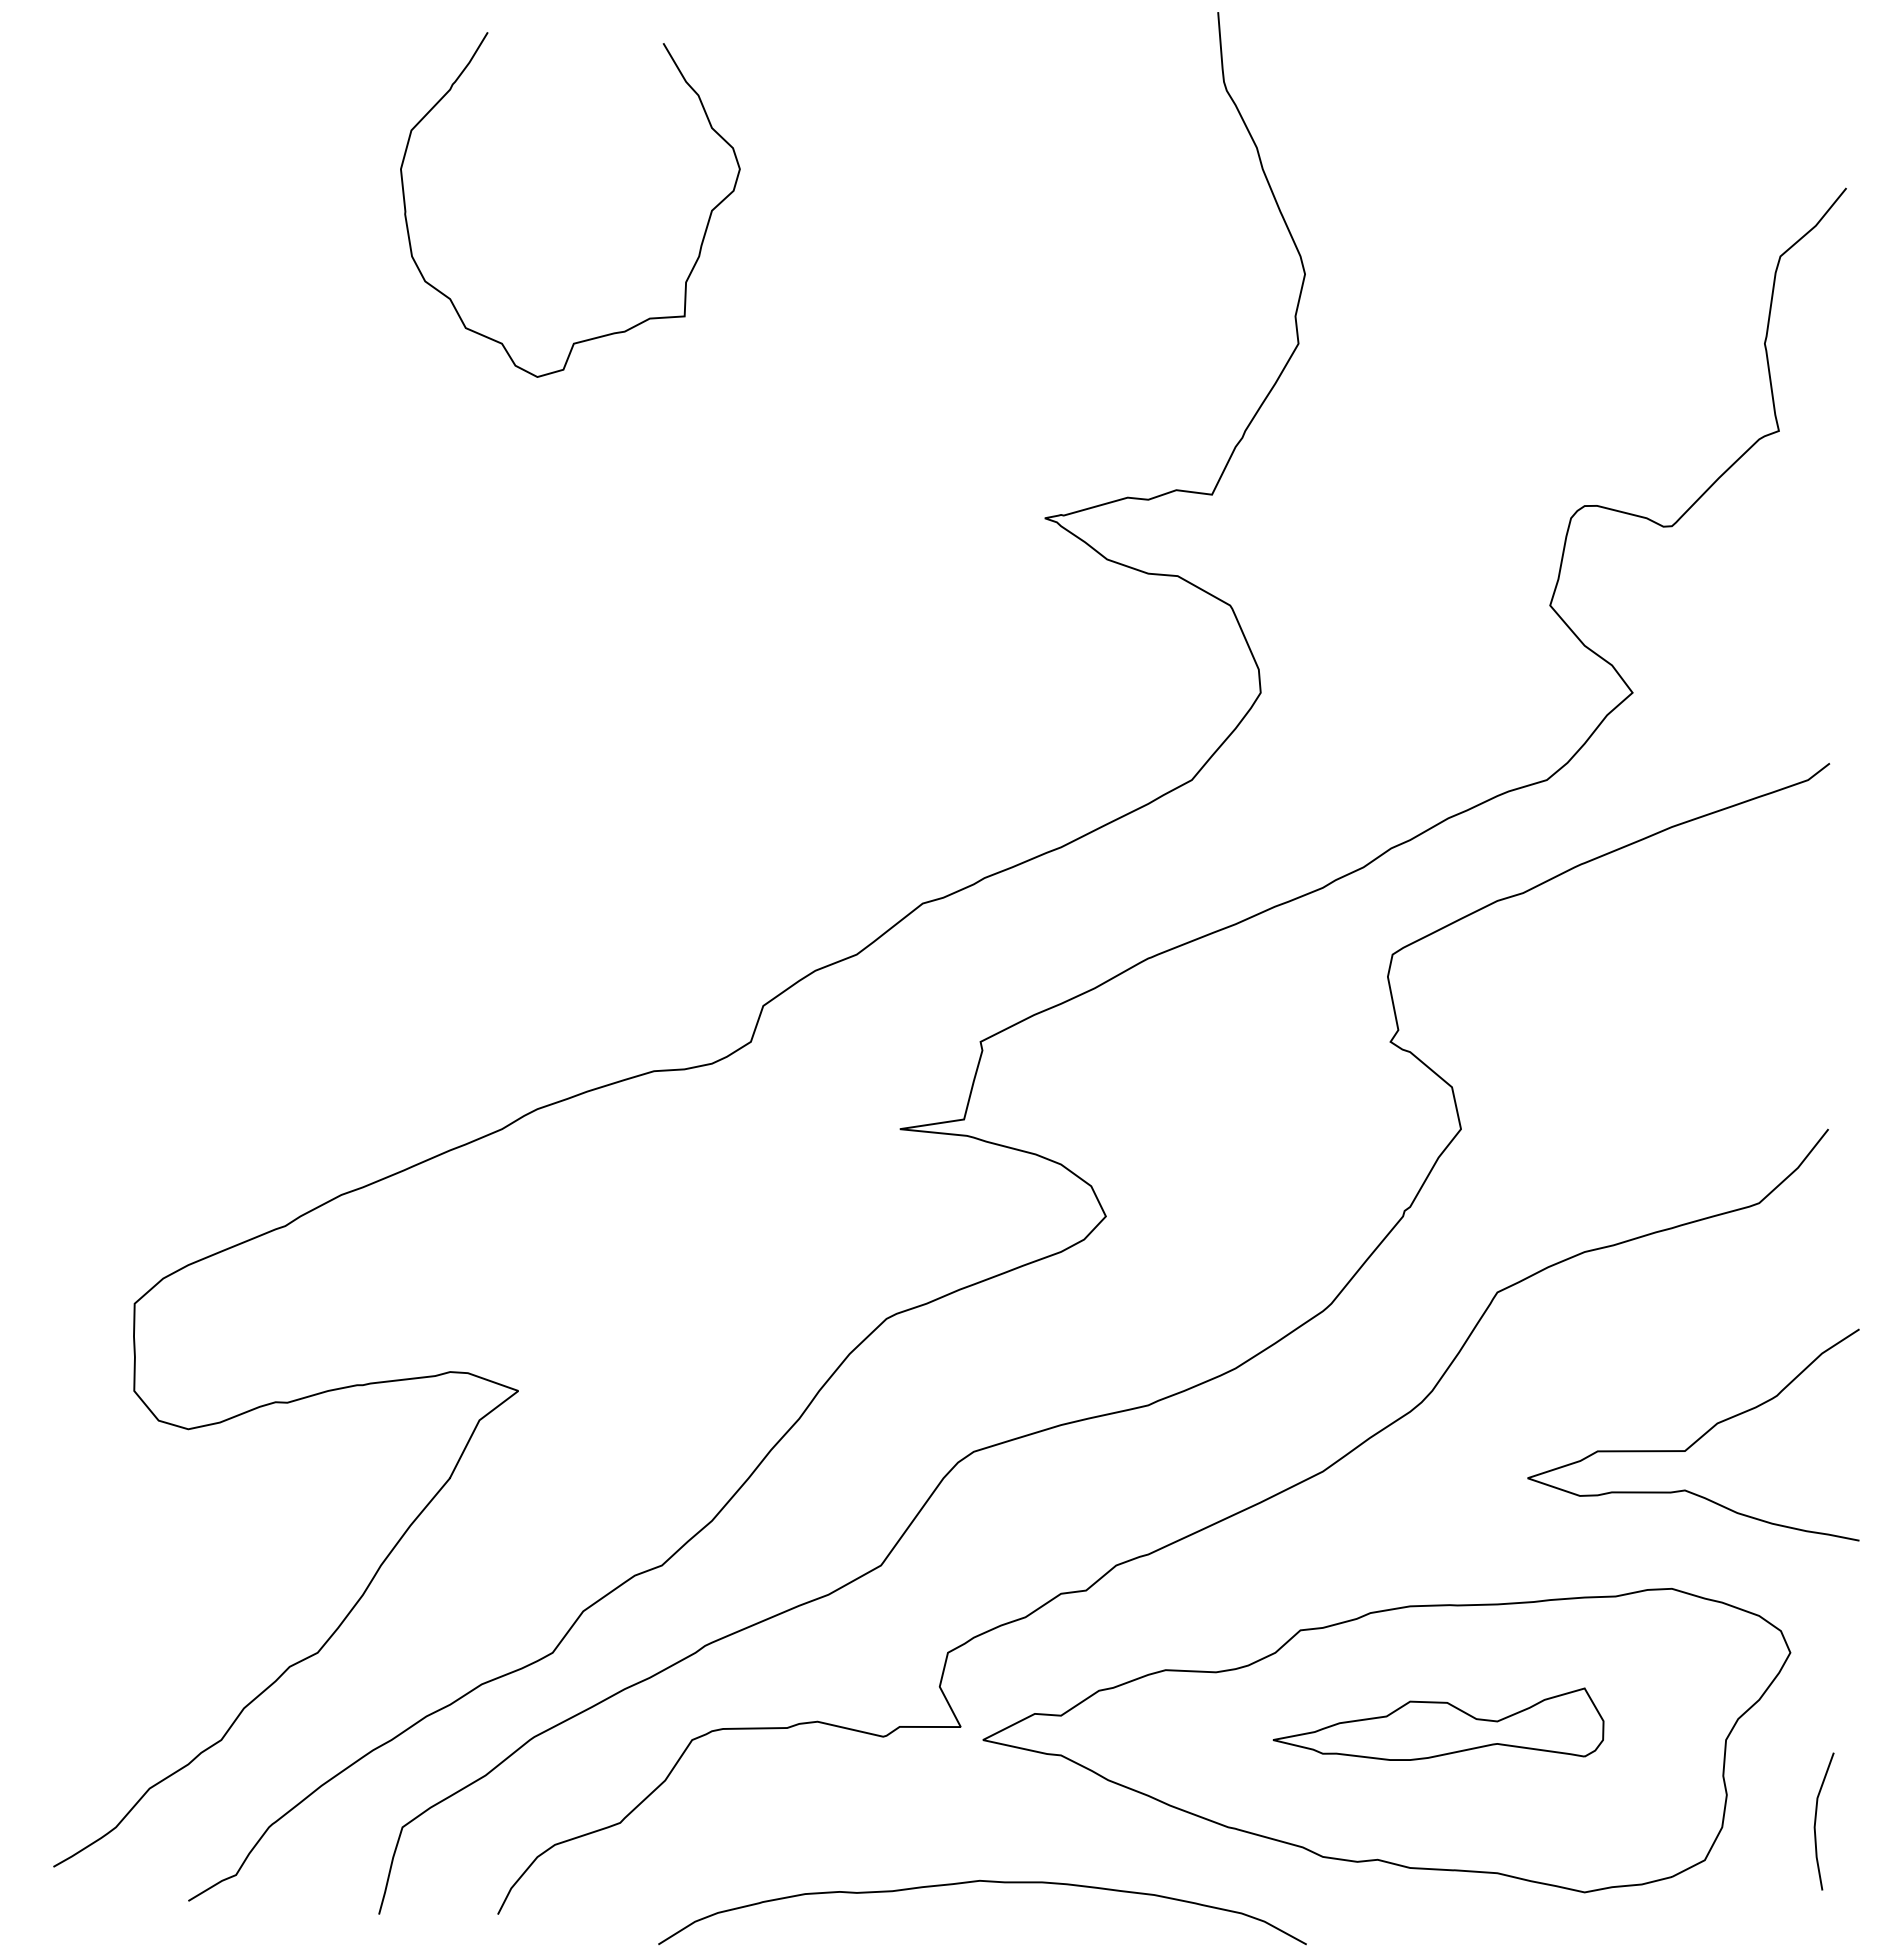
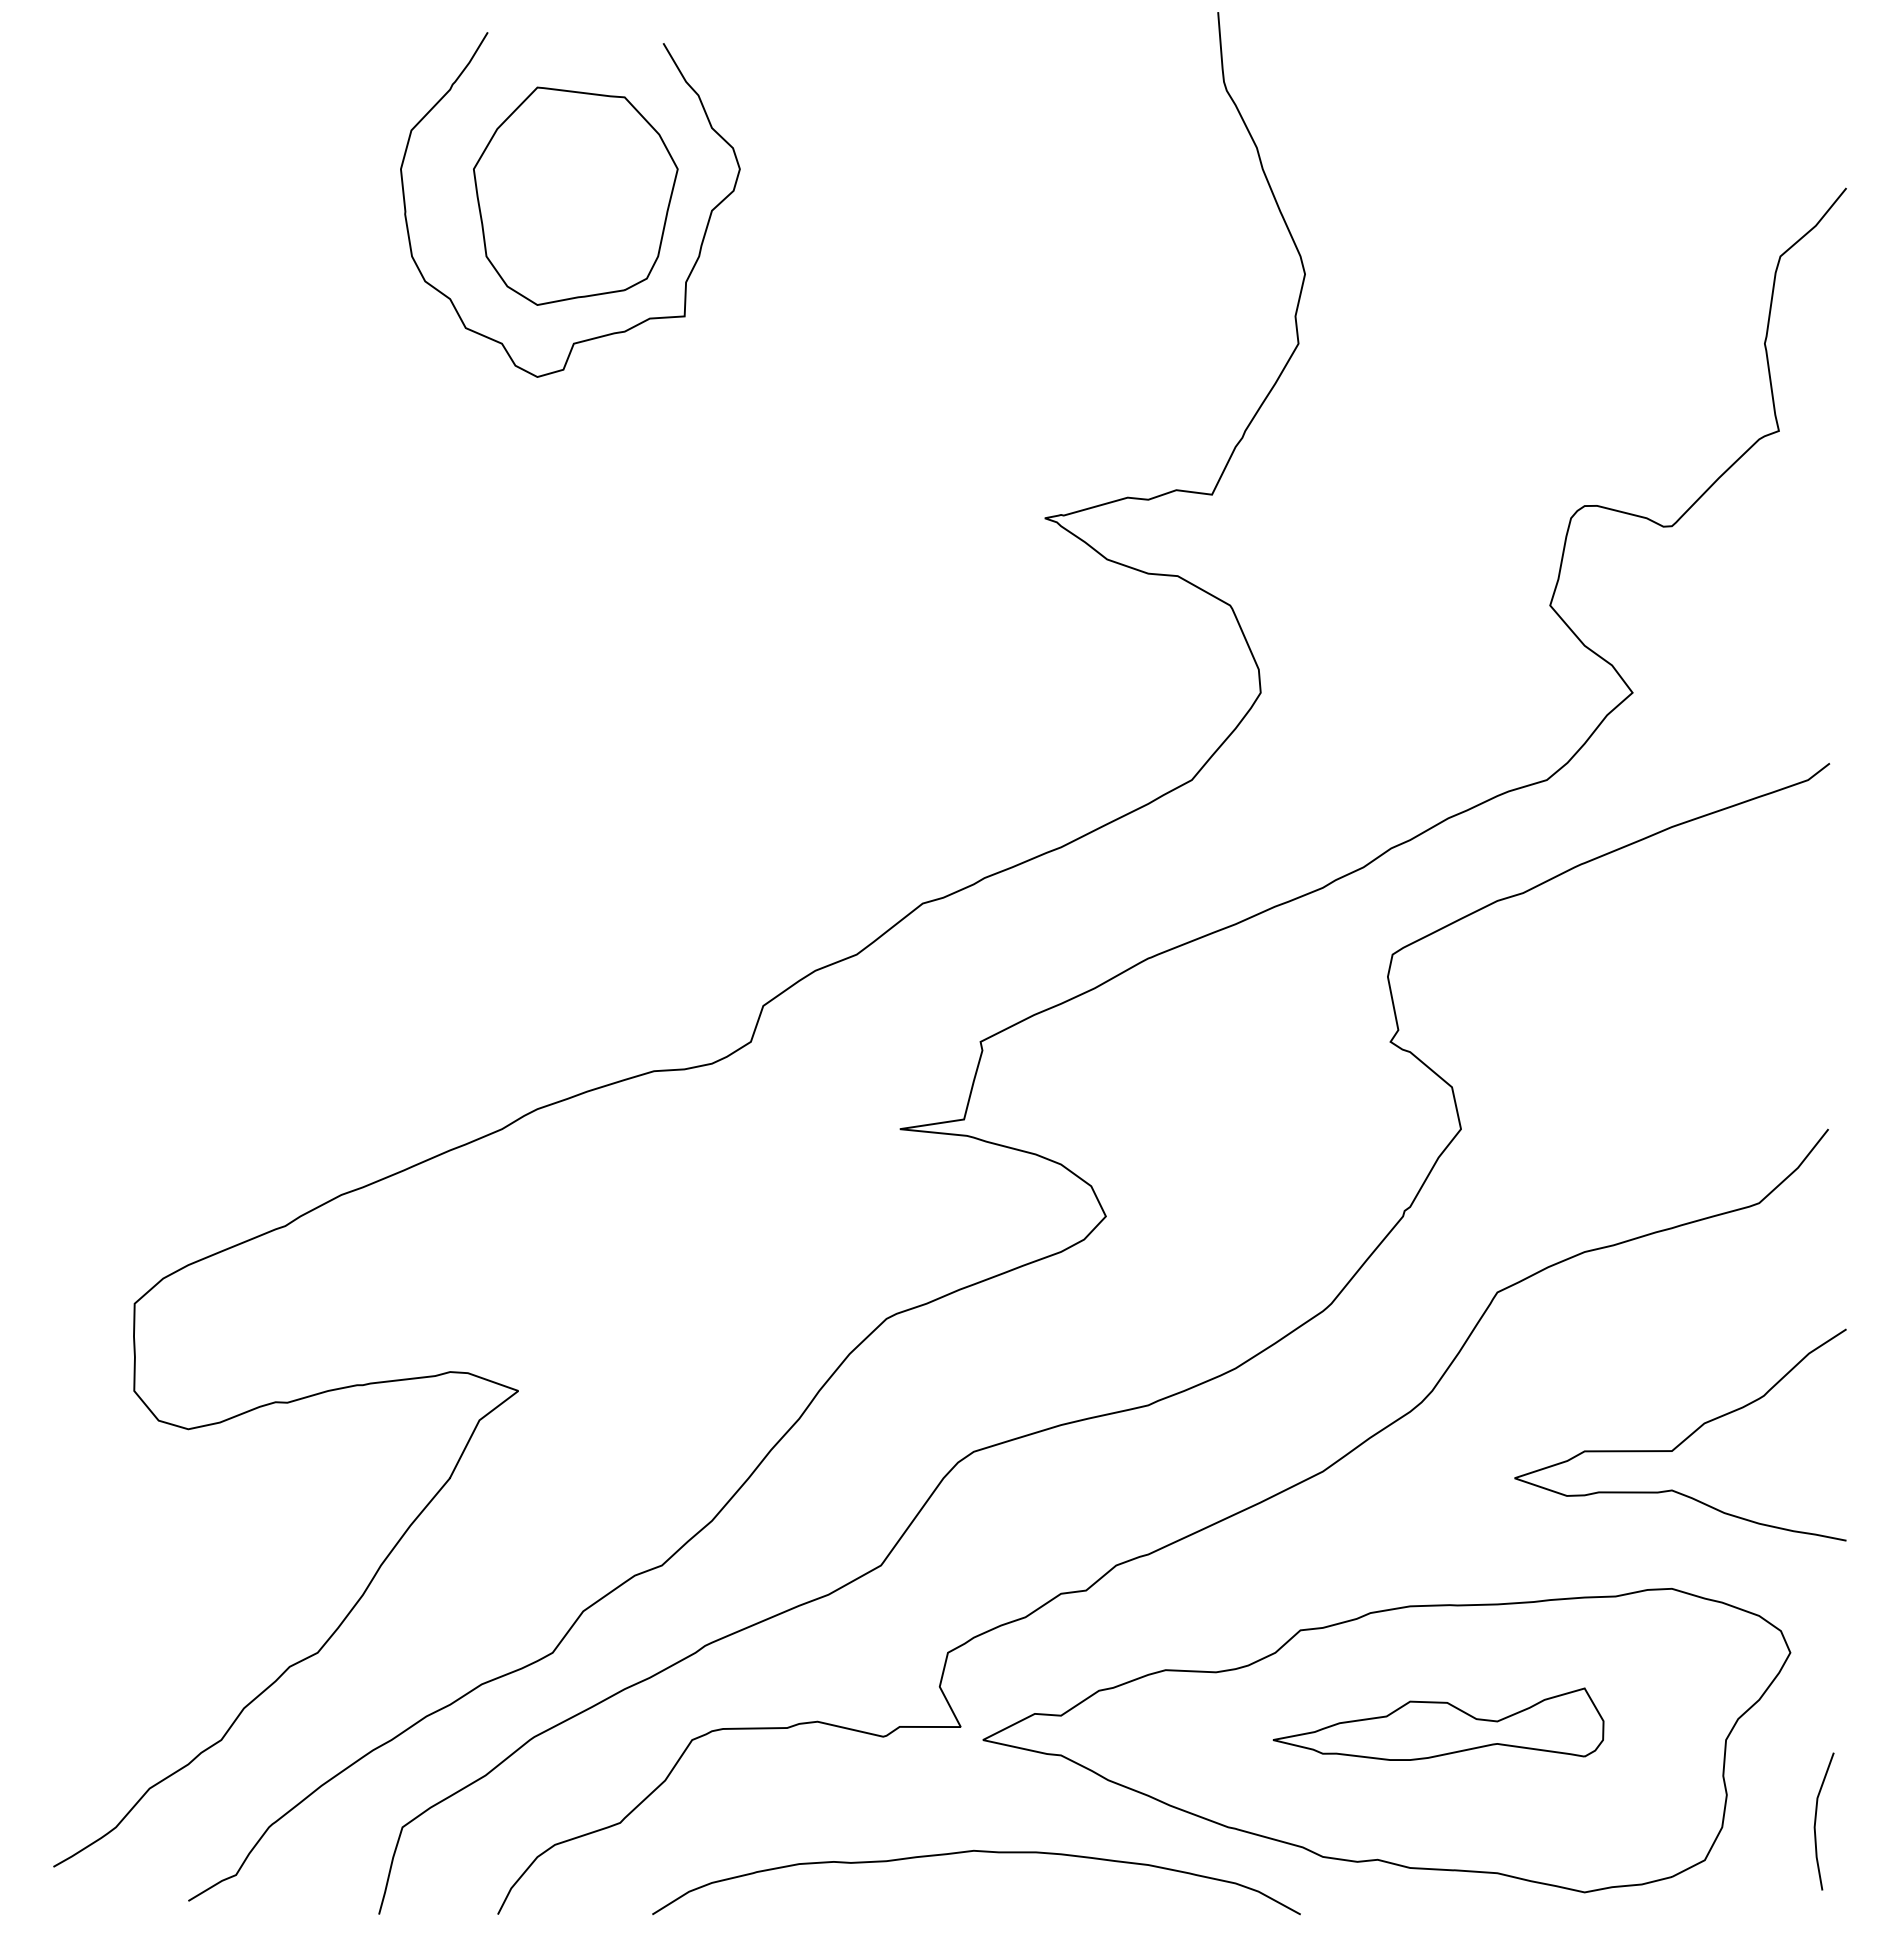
part: none -> present (575, 195)
curve position: (1695, 1440) -> (1682, 1440) (1682, 1440)
curve position: (986, 1882) -> (980, 1852) (980, 1852)
